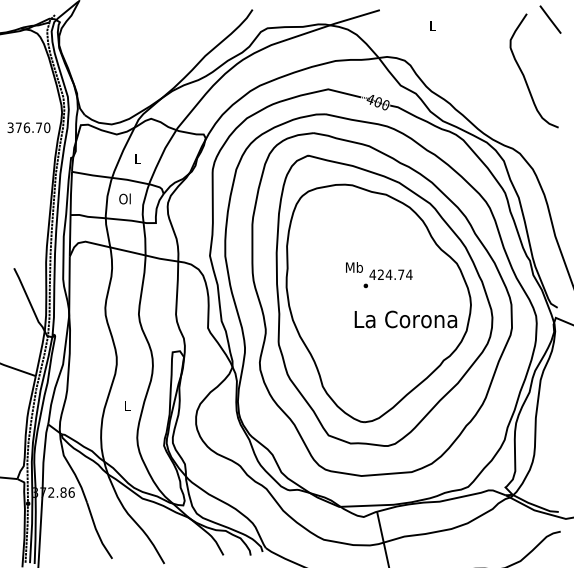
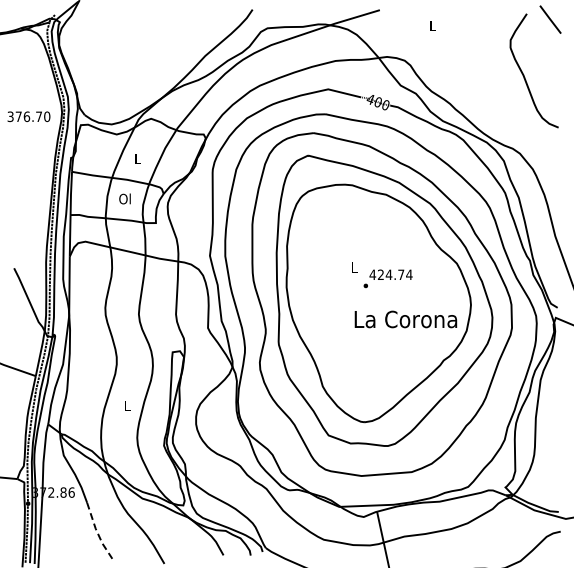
text position: (28, 127) -> (28, 116) (28, 116)
text: Mb -> L (354, 267)
line: solid -> dashed (97, 532)
